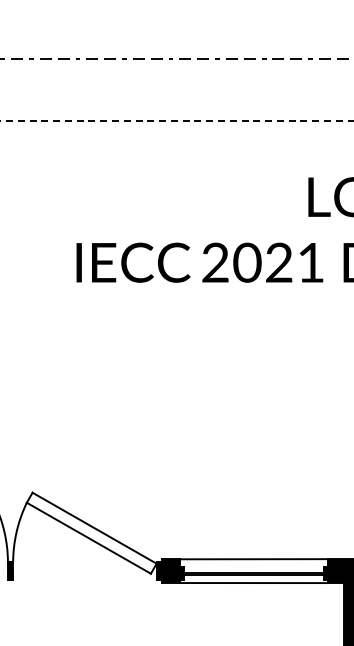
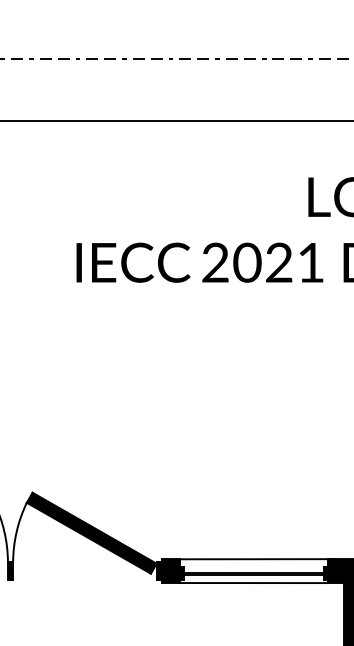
line: dashed -> solid (176, 121)
fill: none -> present (91, 532)
